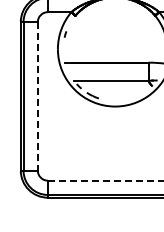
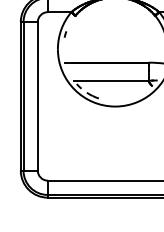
line: dashed -> solid (37, 96)
line: dashed -> solid (105, 180)
